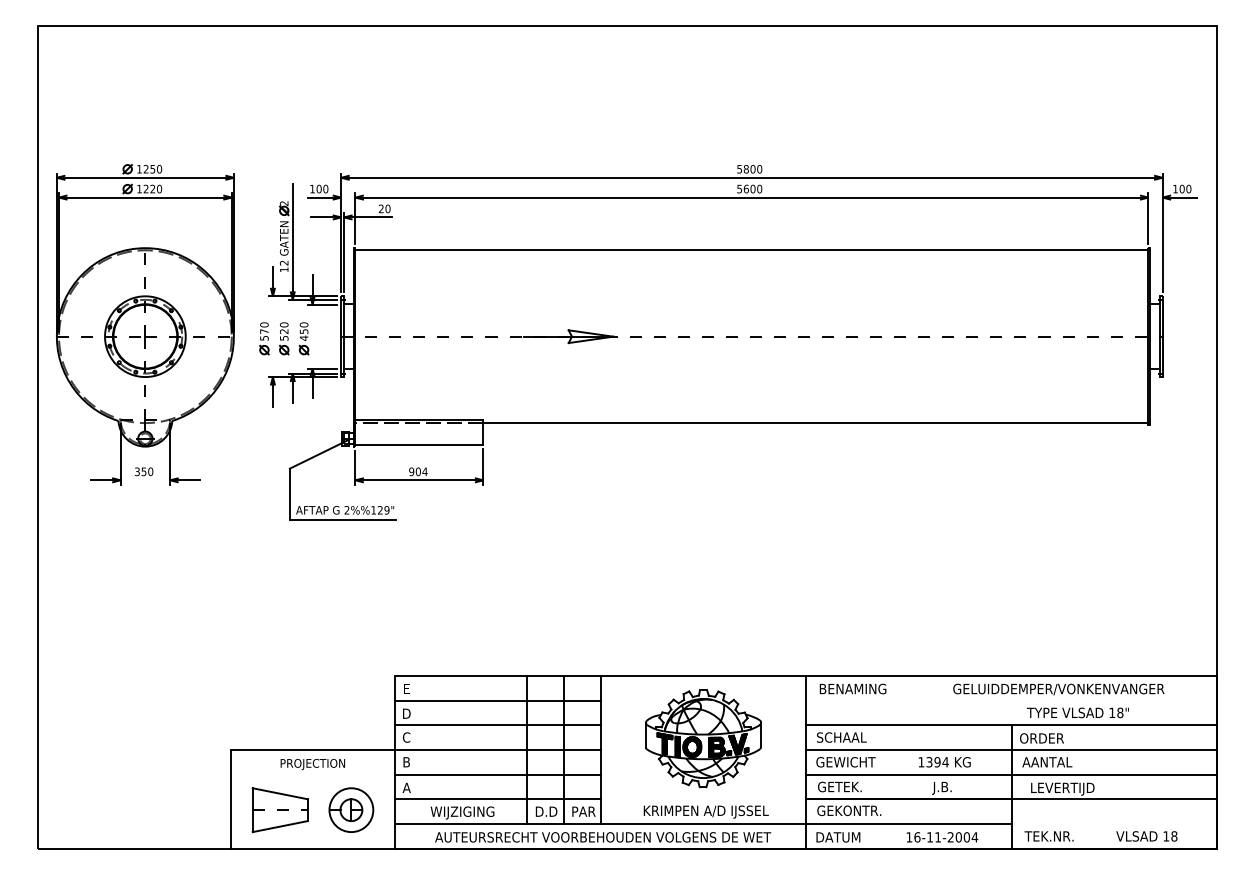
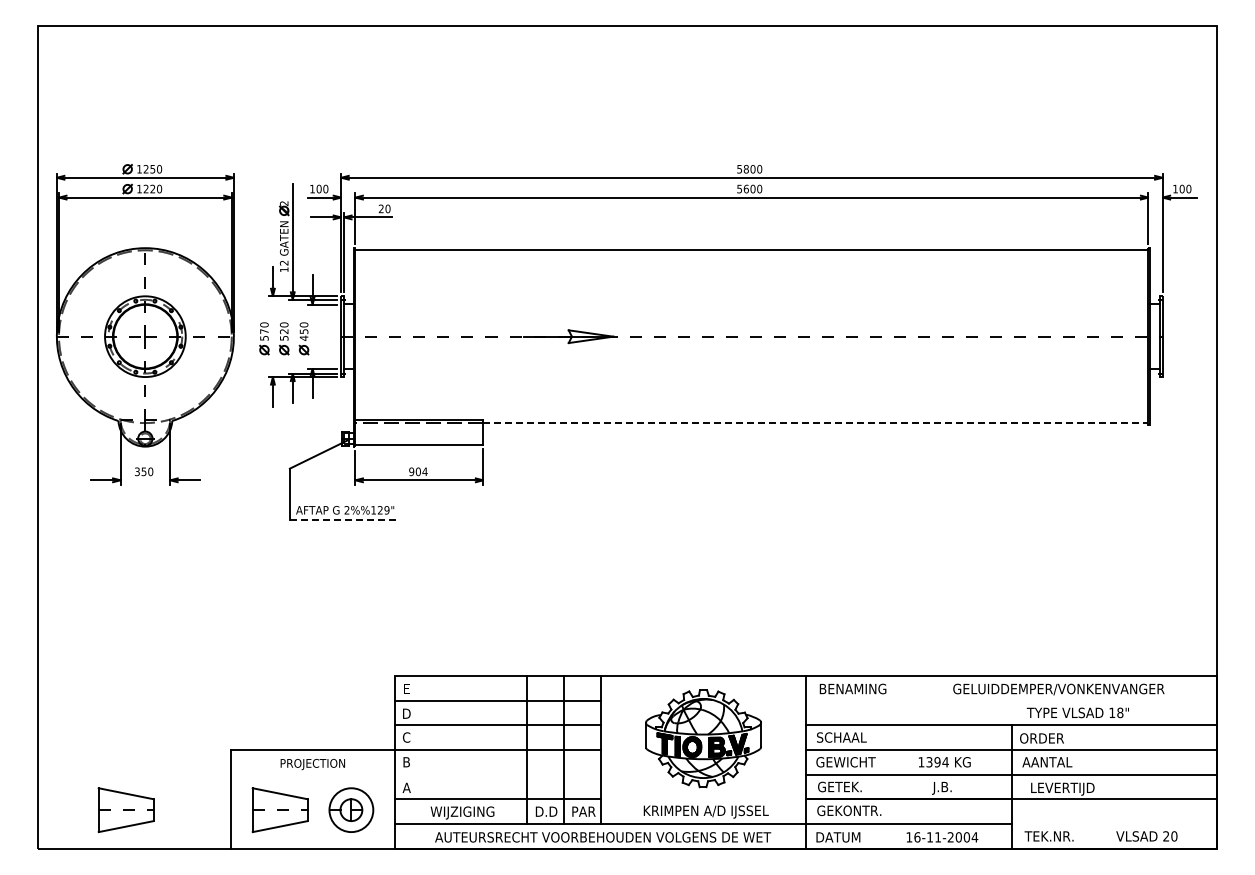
line: solid -> dashed (815, 423)
line: solid -> dashed (342, 519)
line: present -> none (497, 774)
part: none -> present (125, 810)
text: 18 -> 20 (1170, 836)
